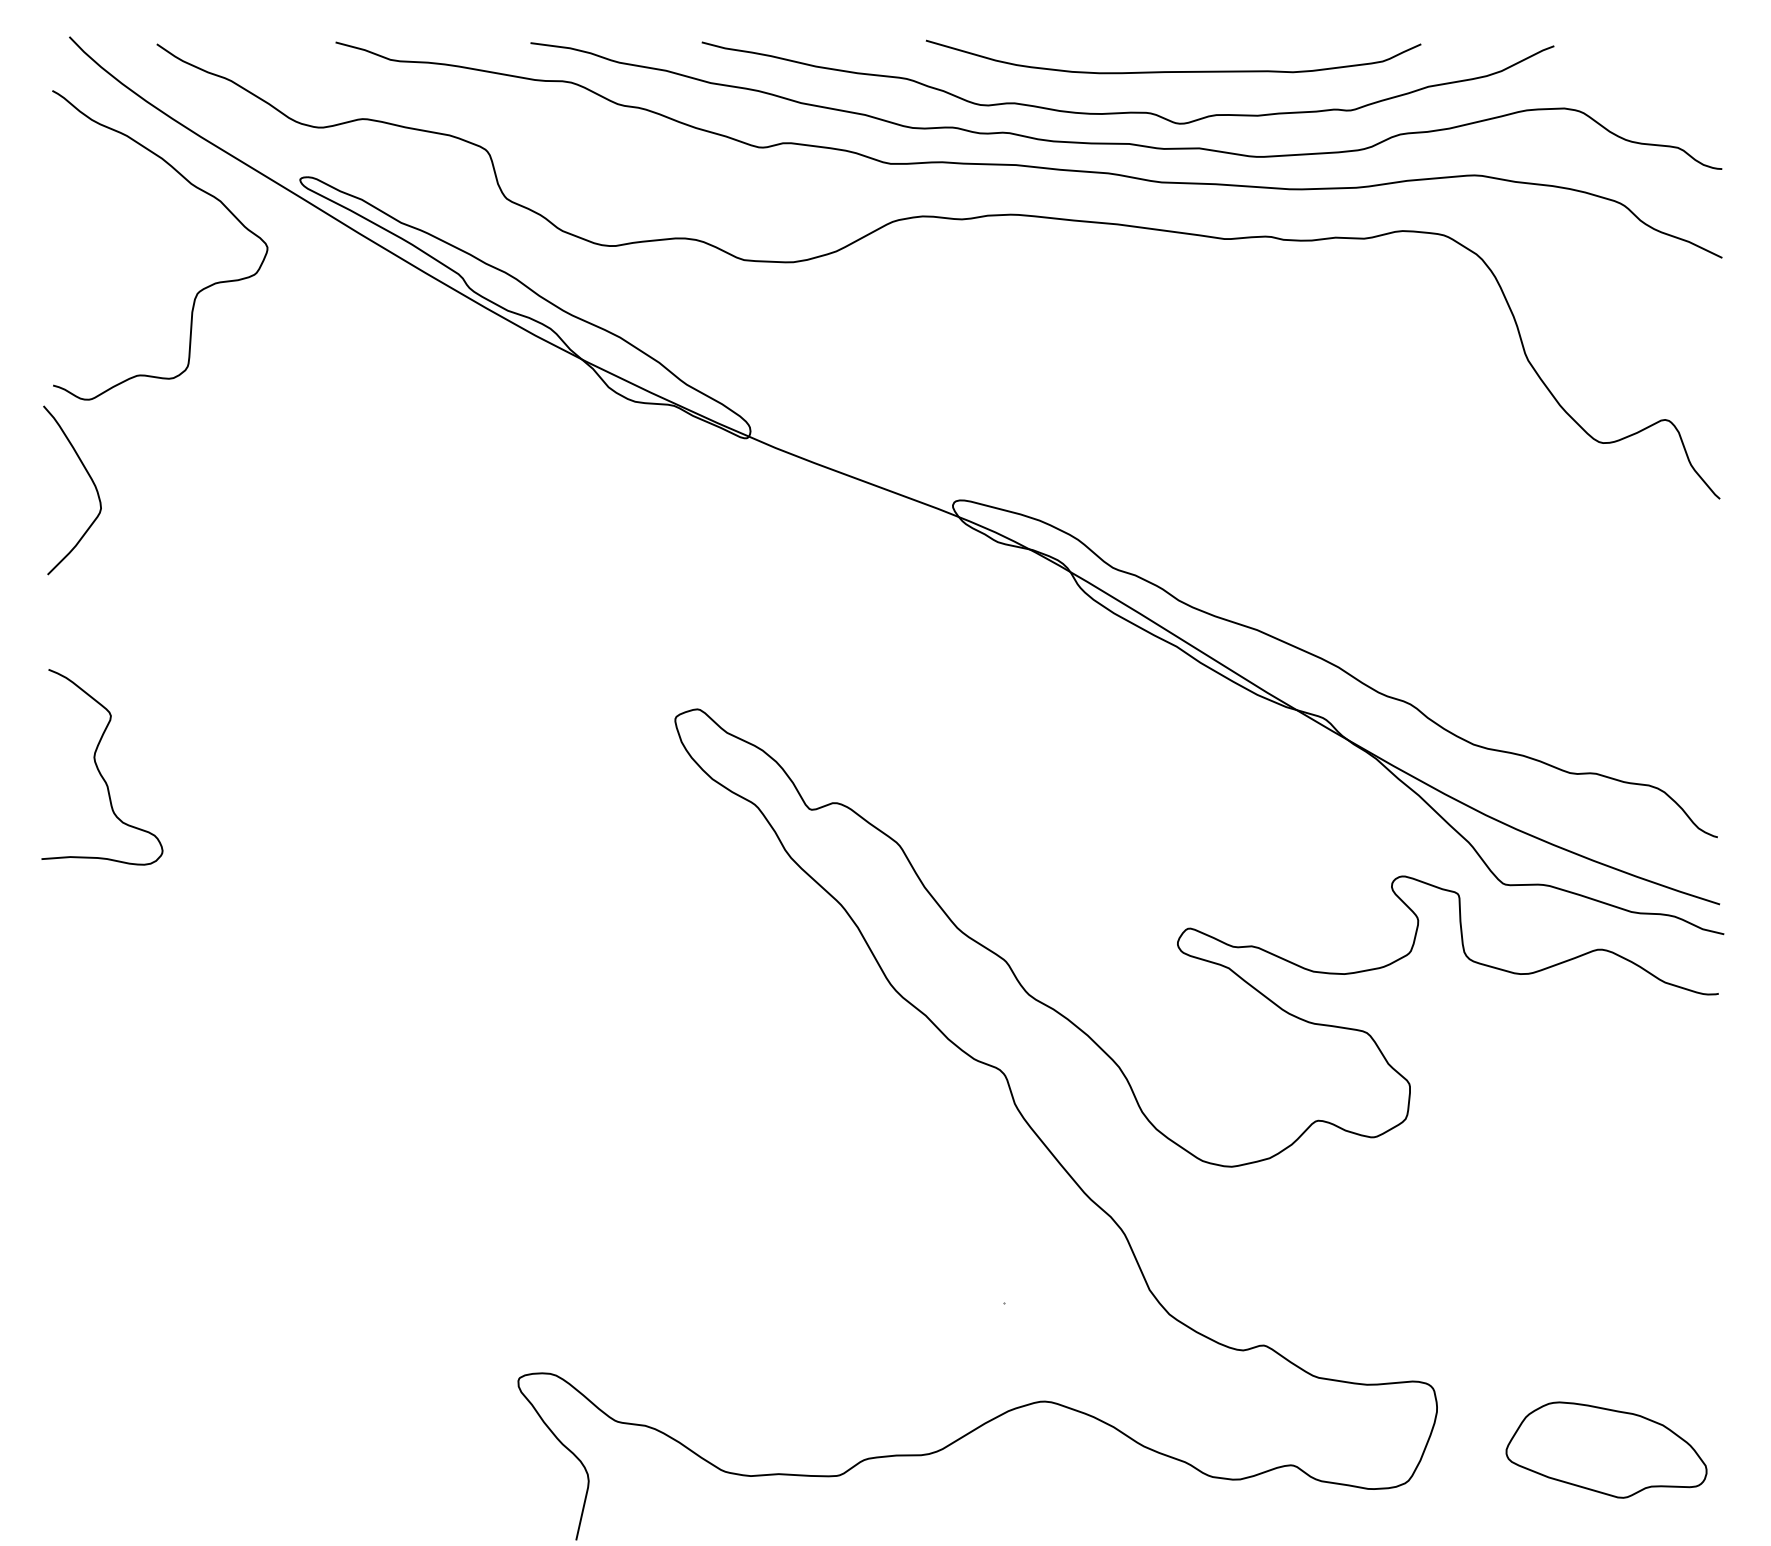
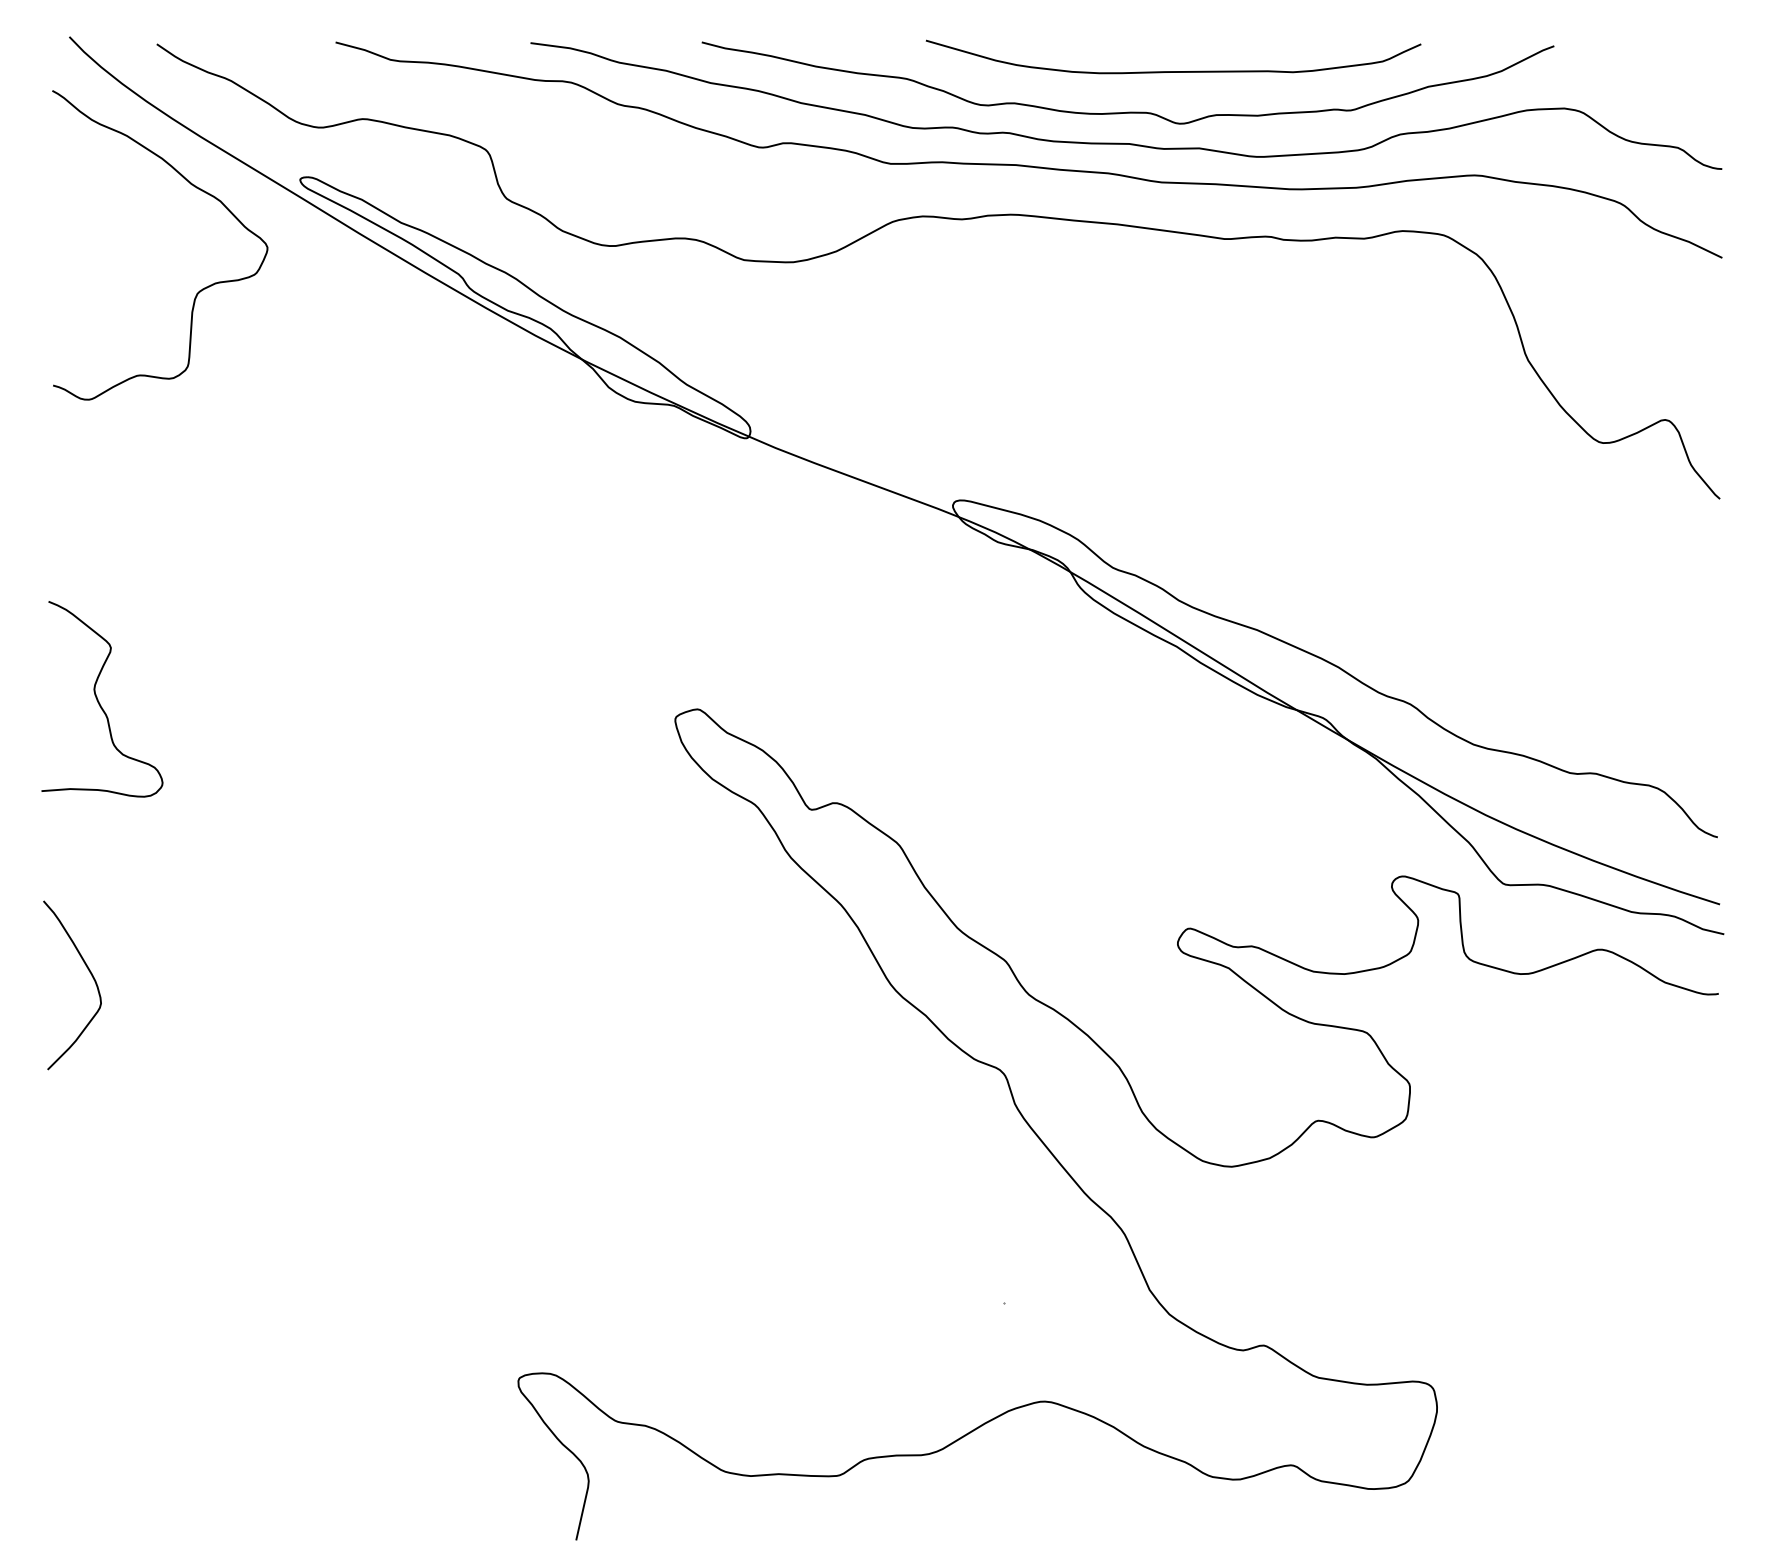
curve position: (91, 481) -> (91, 976) (91, 976)
curve position: (99, 769) -> (99, 701) (99, 701)
part: present -> none (1606, 1449)
